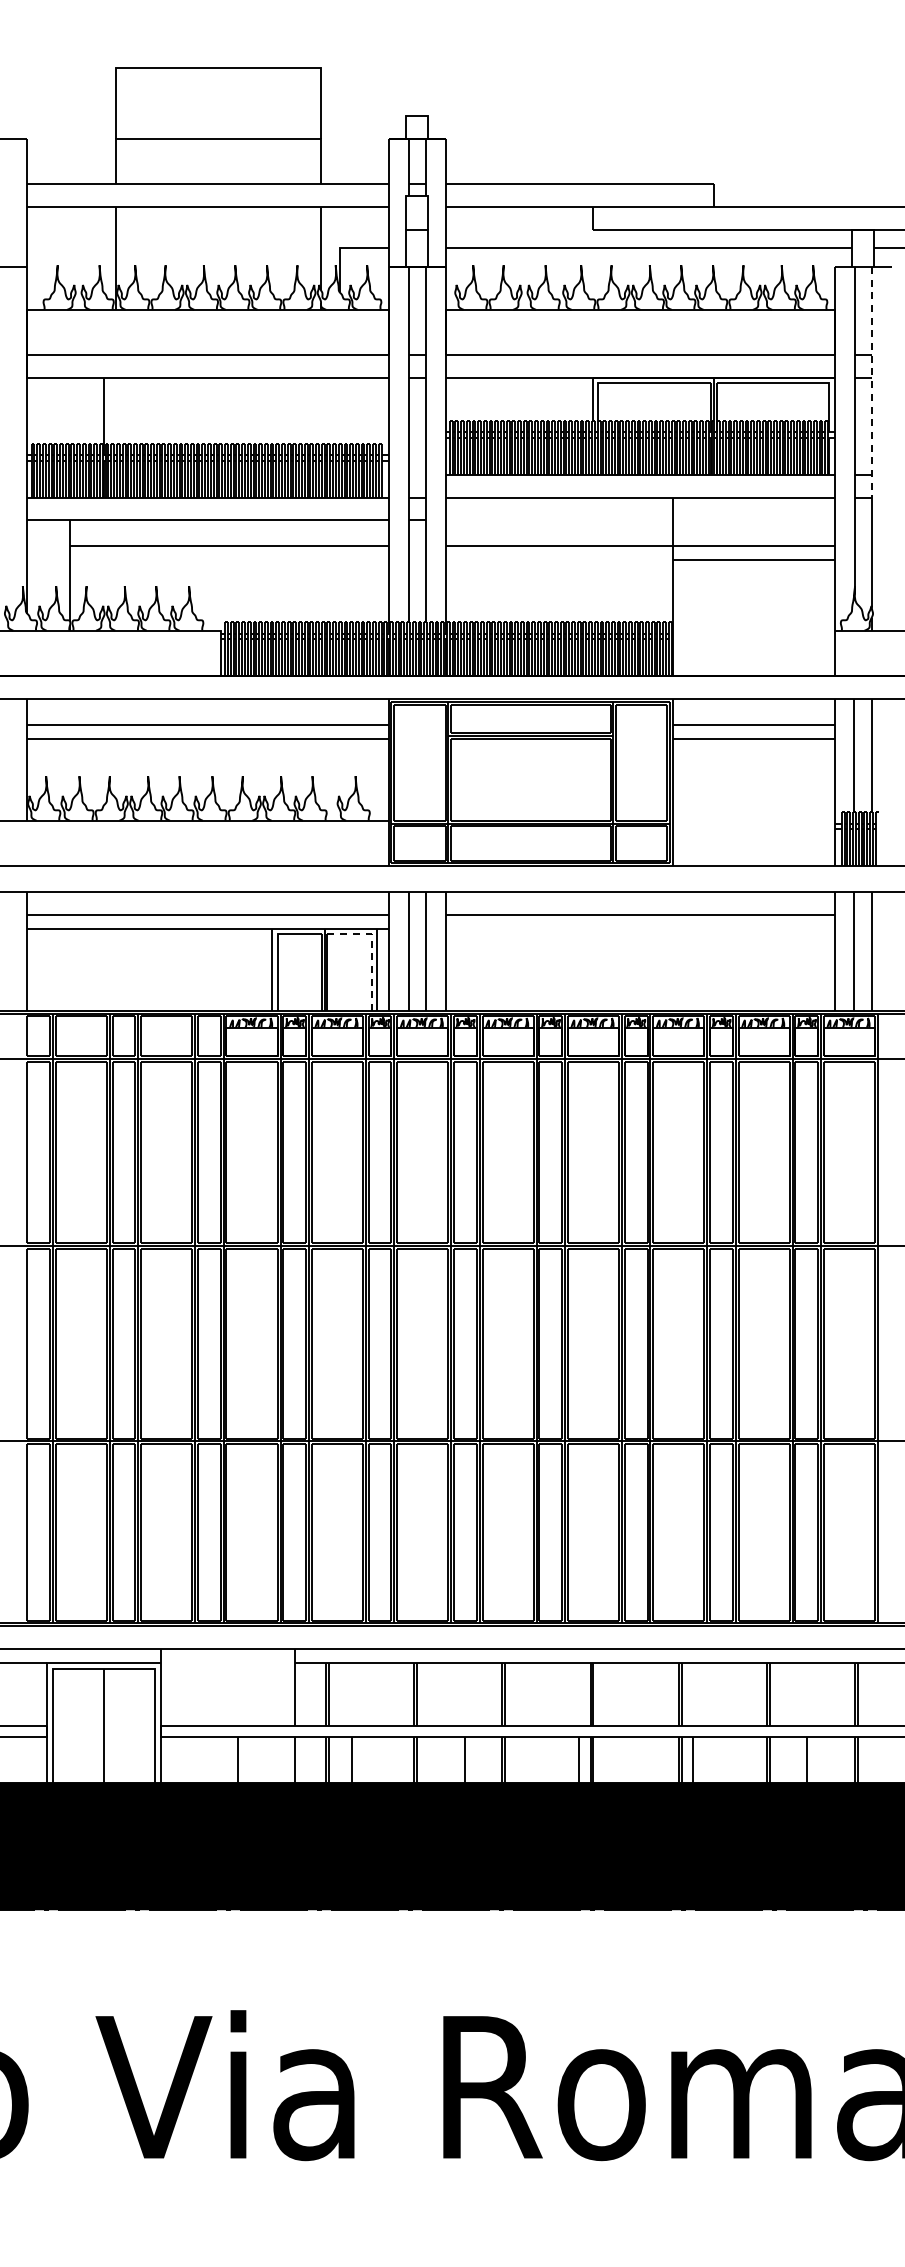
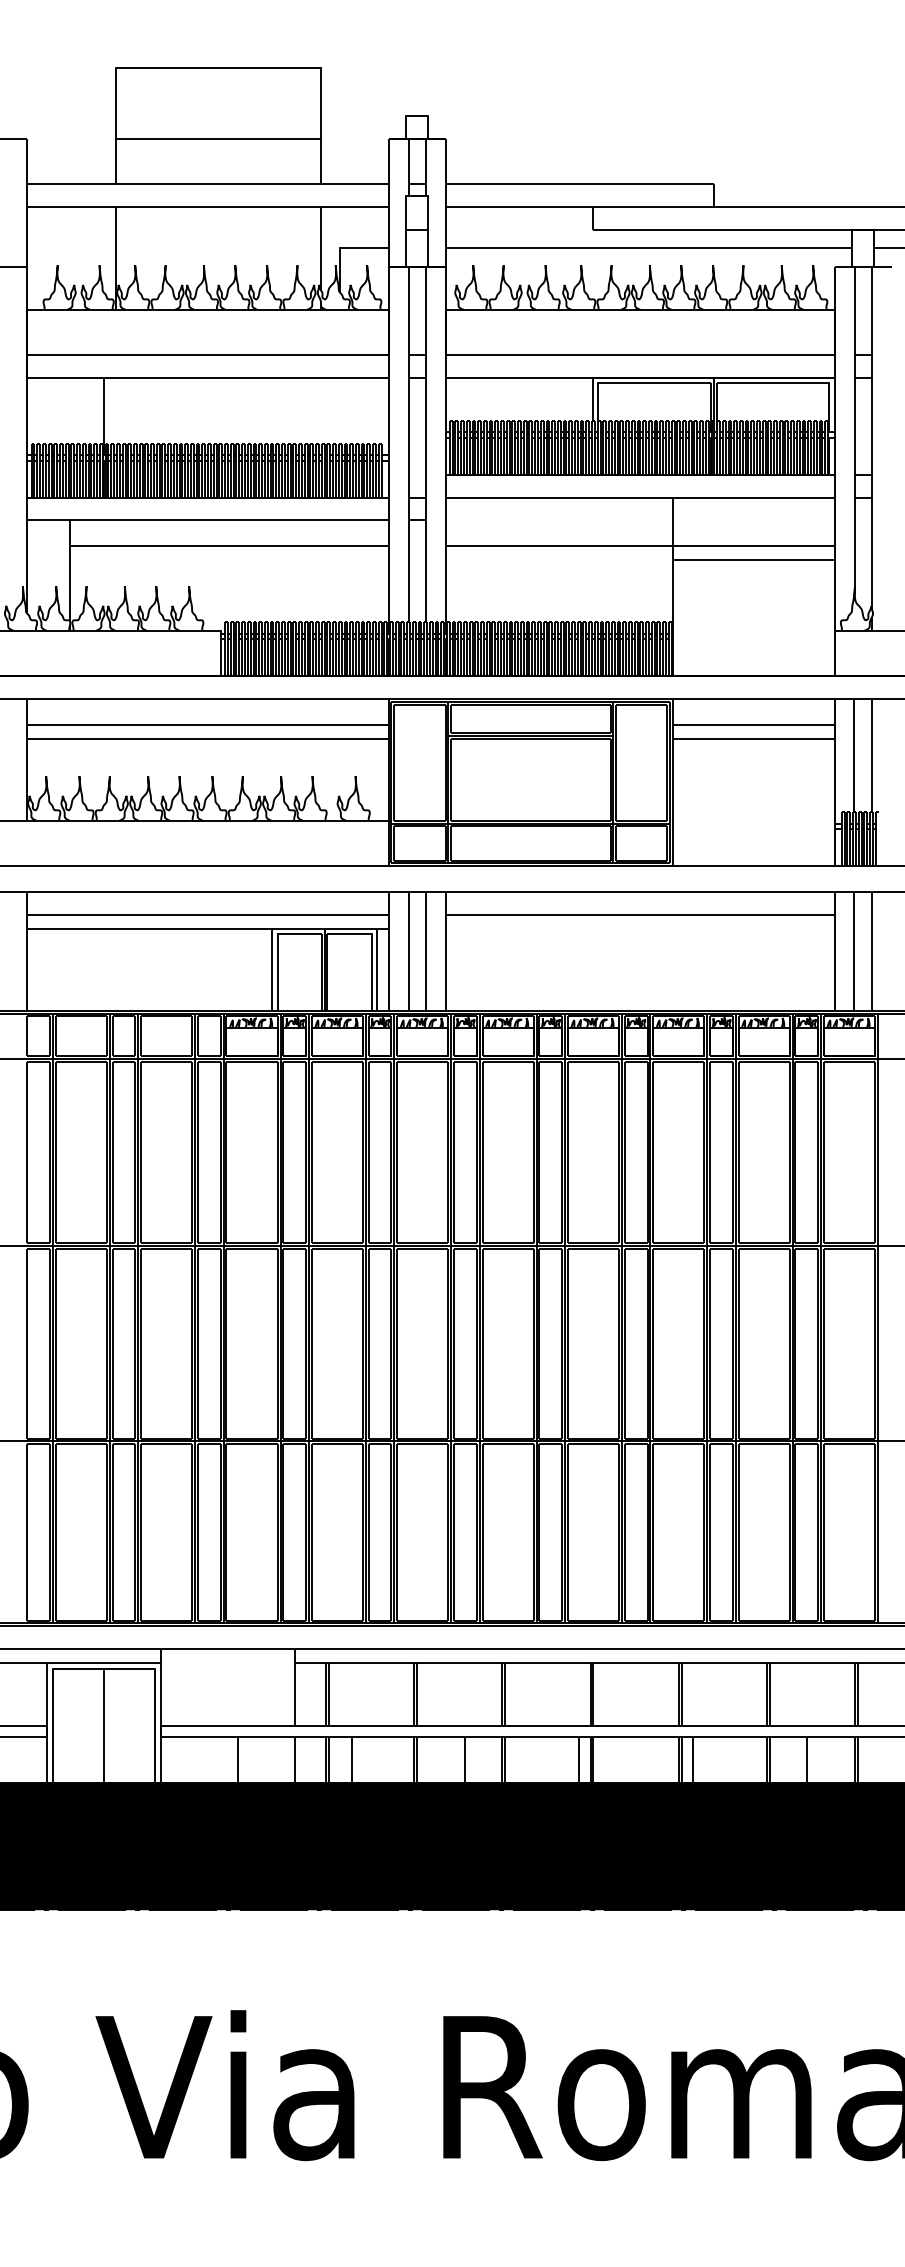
line: dashed -> solid (871, 382)
line: dashed -> solid (371, 949)
